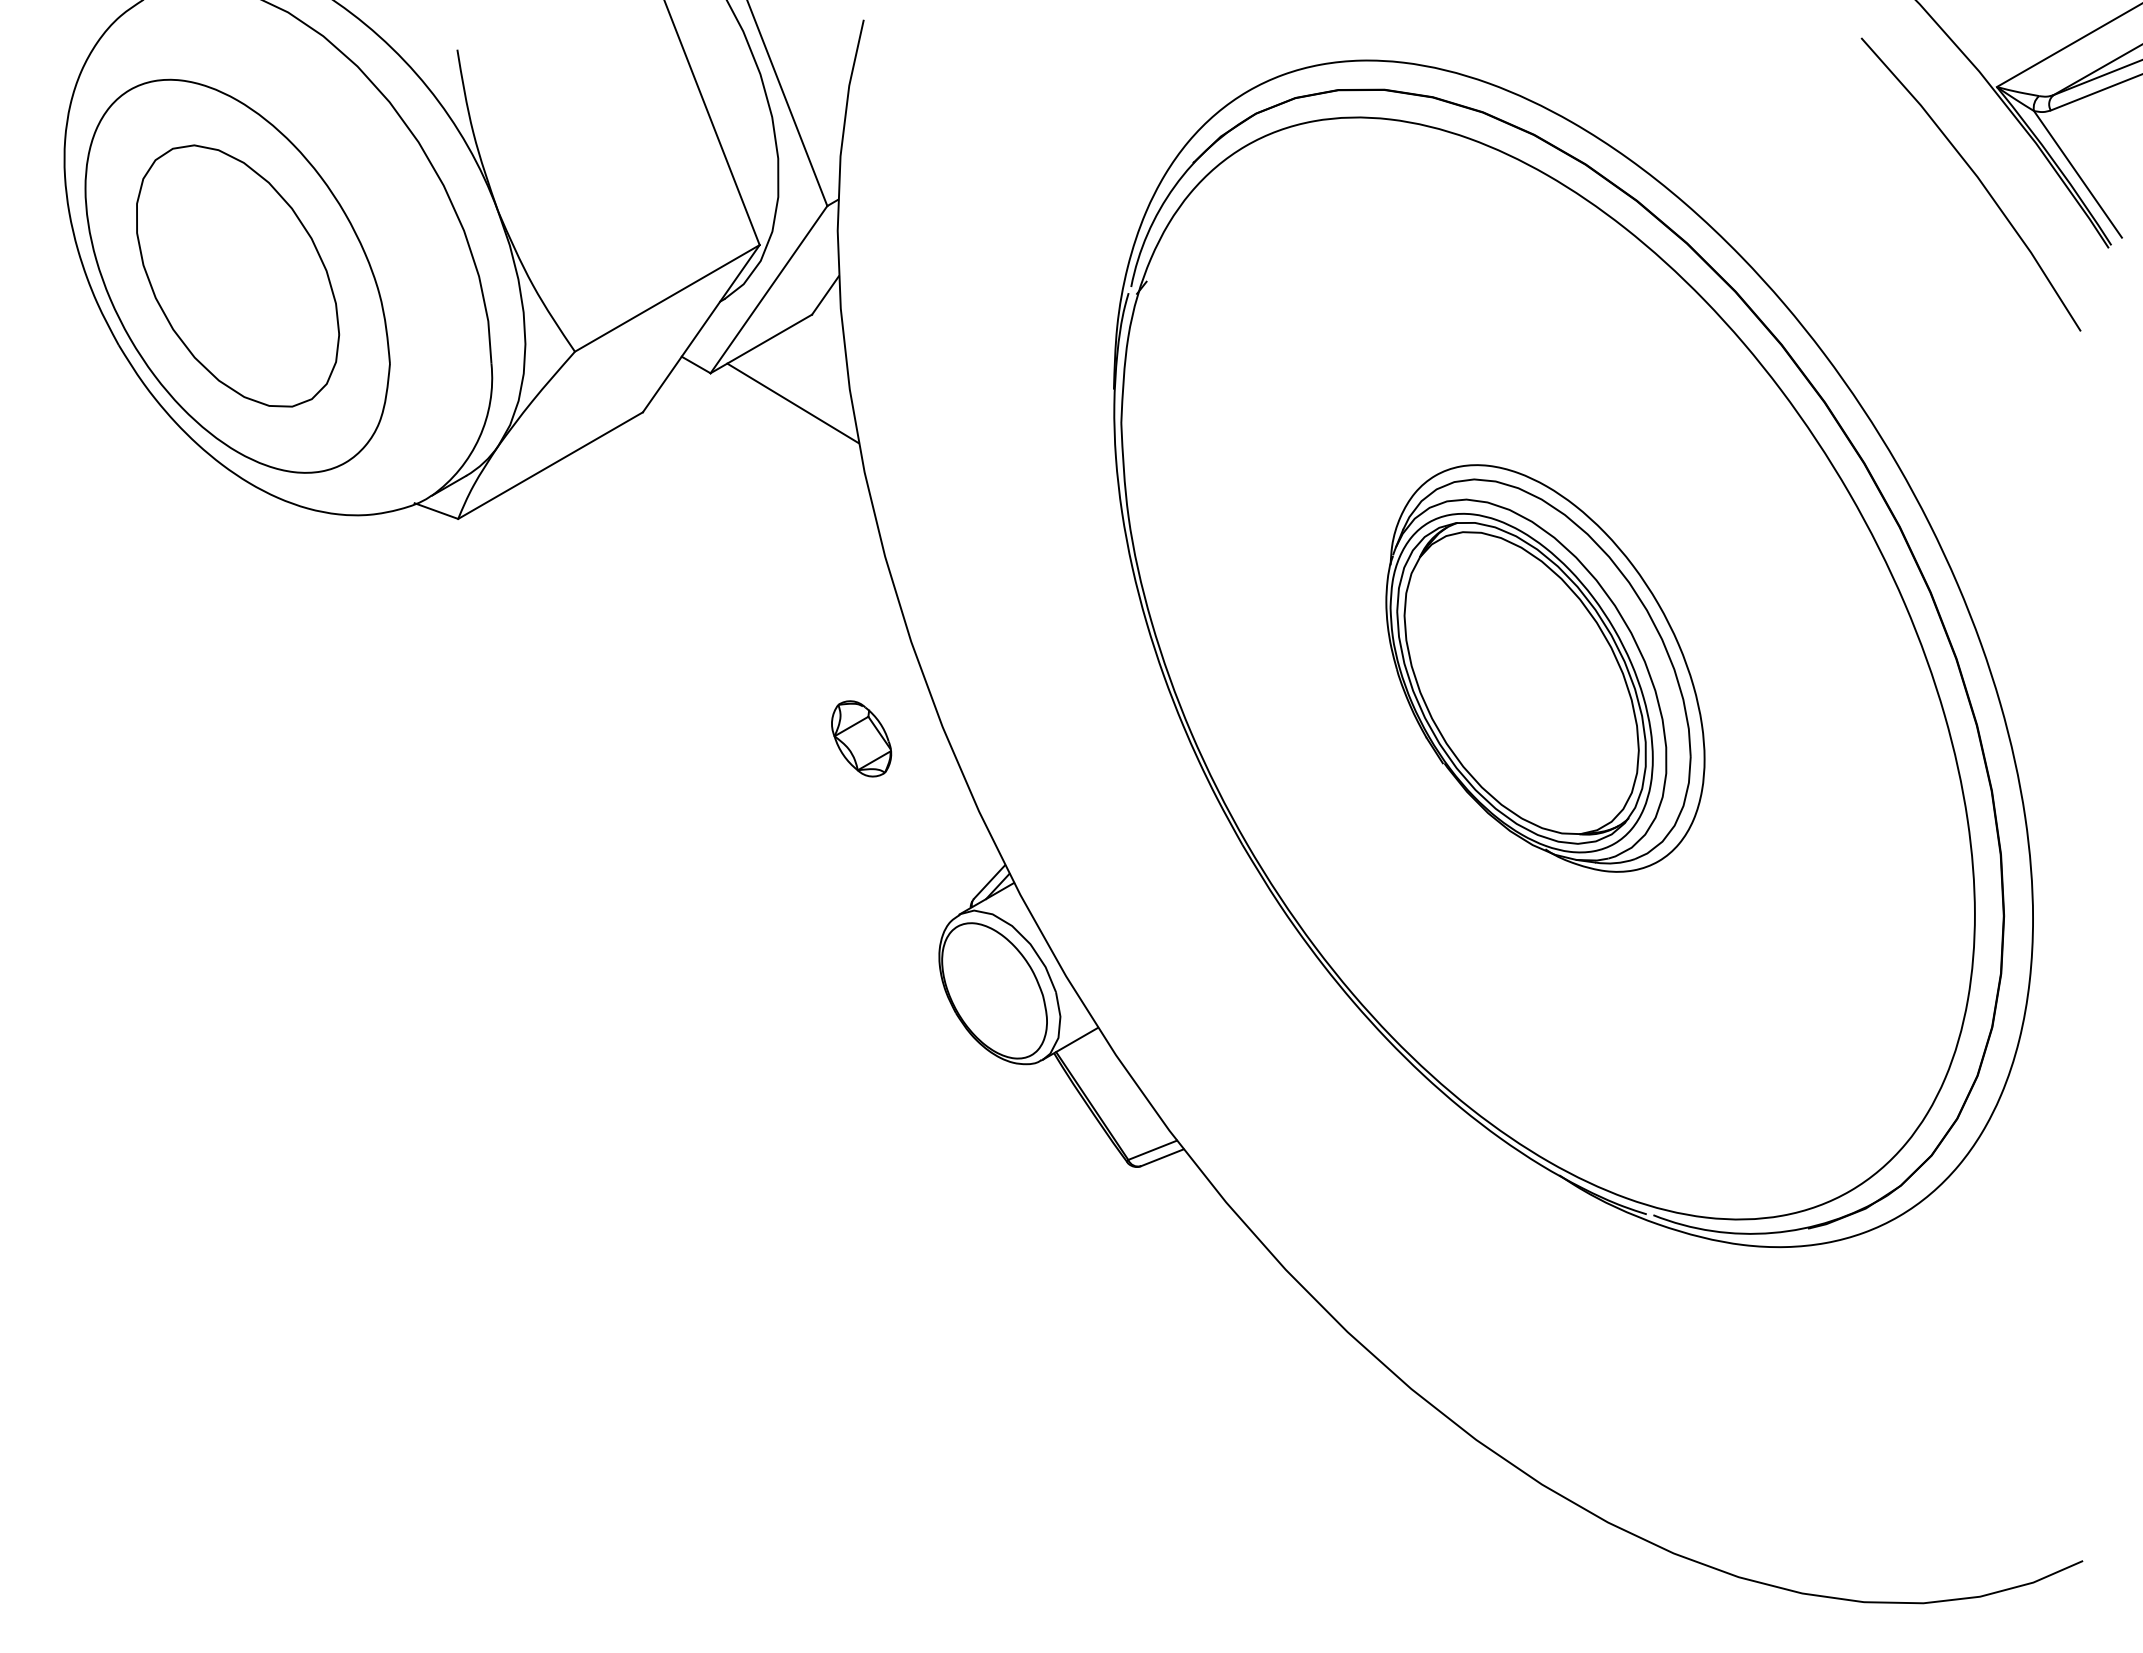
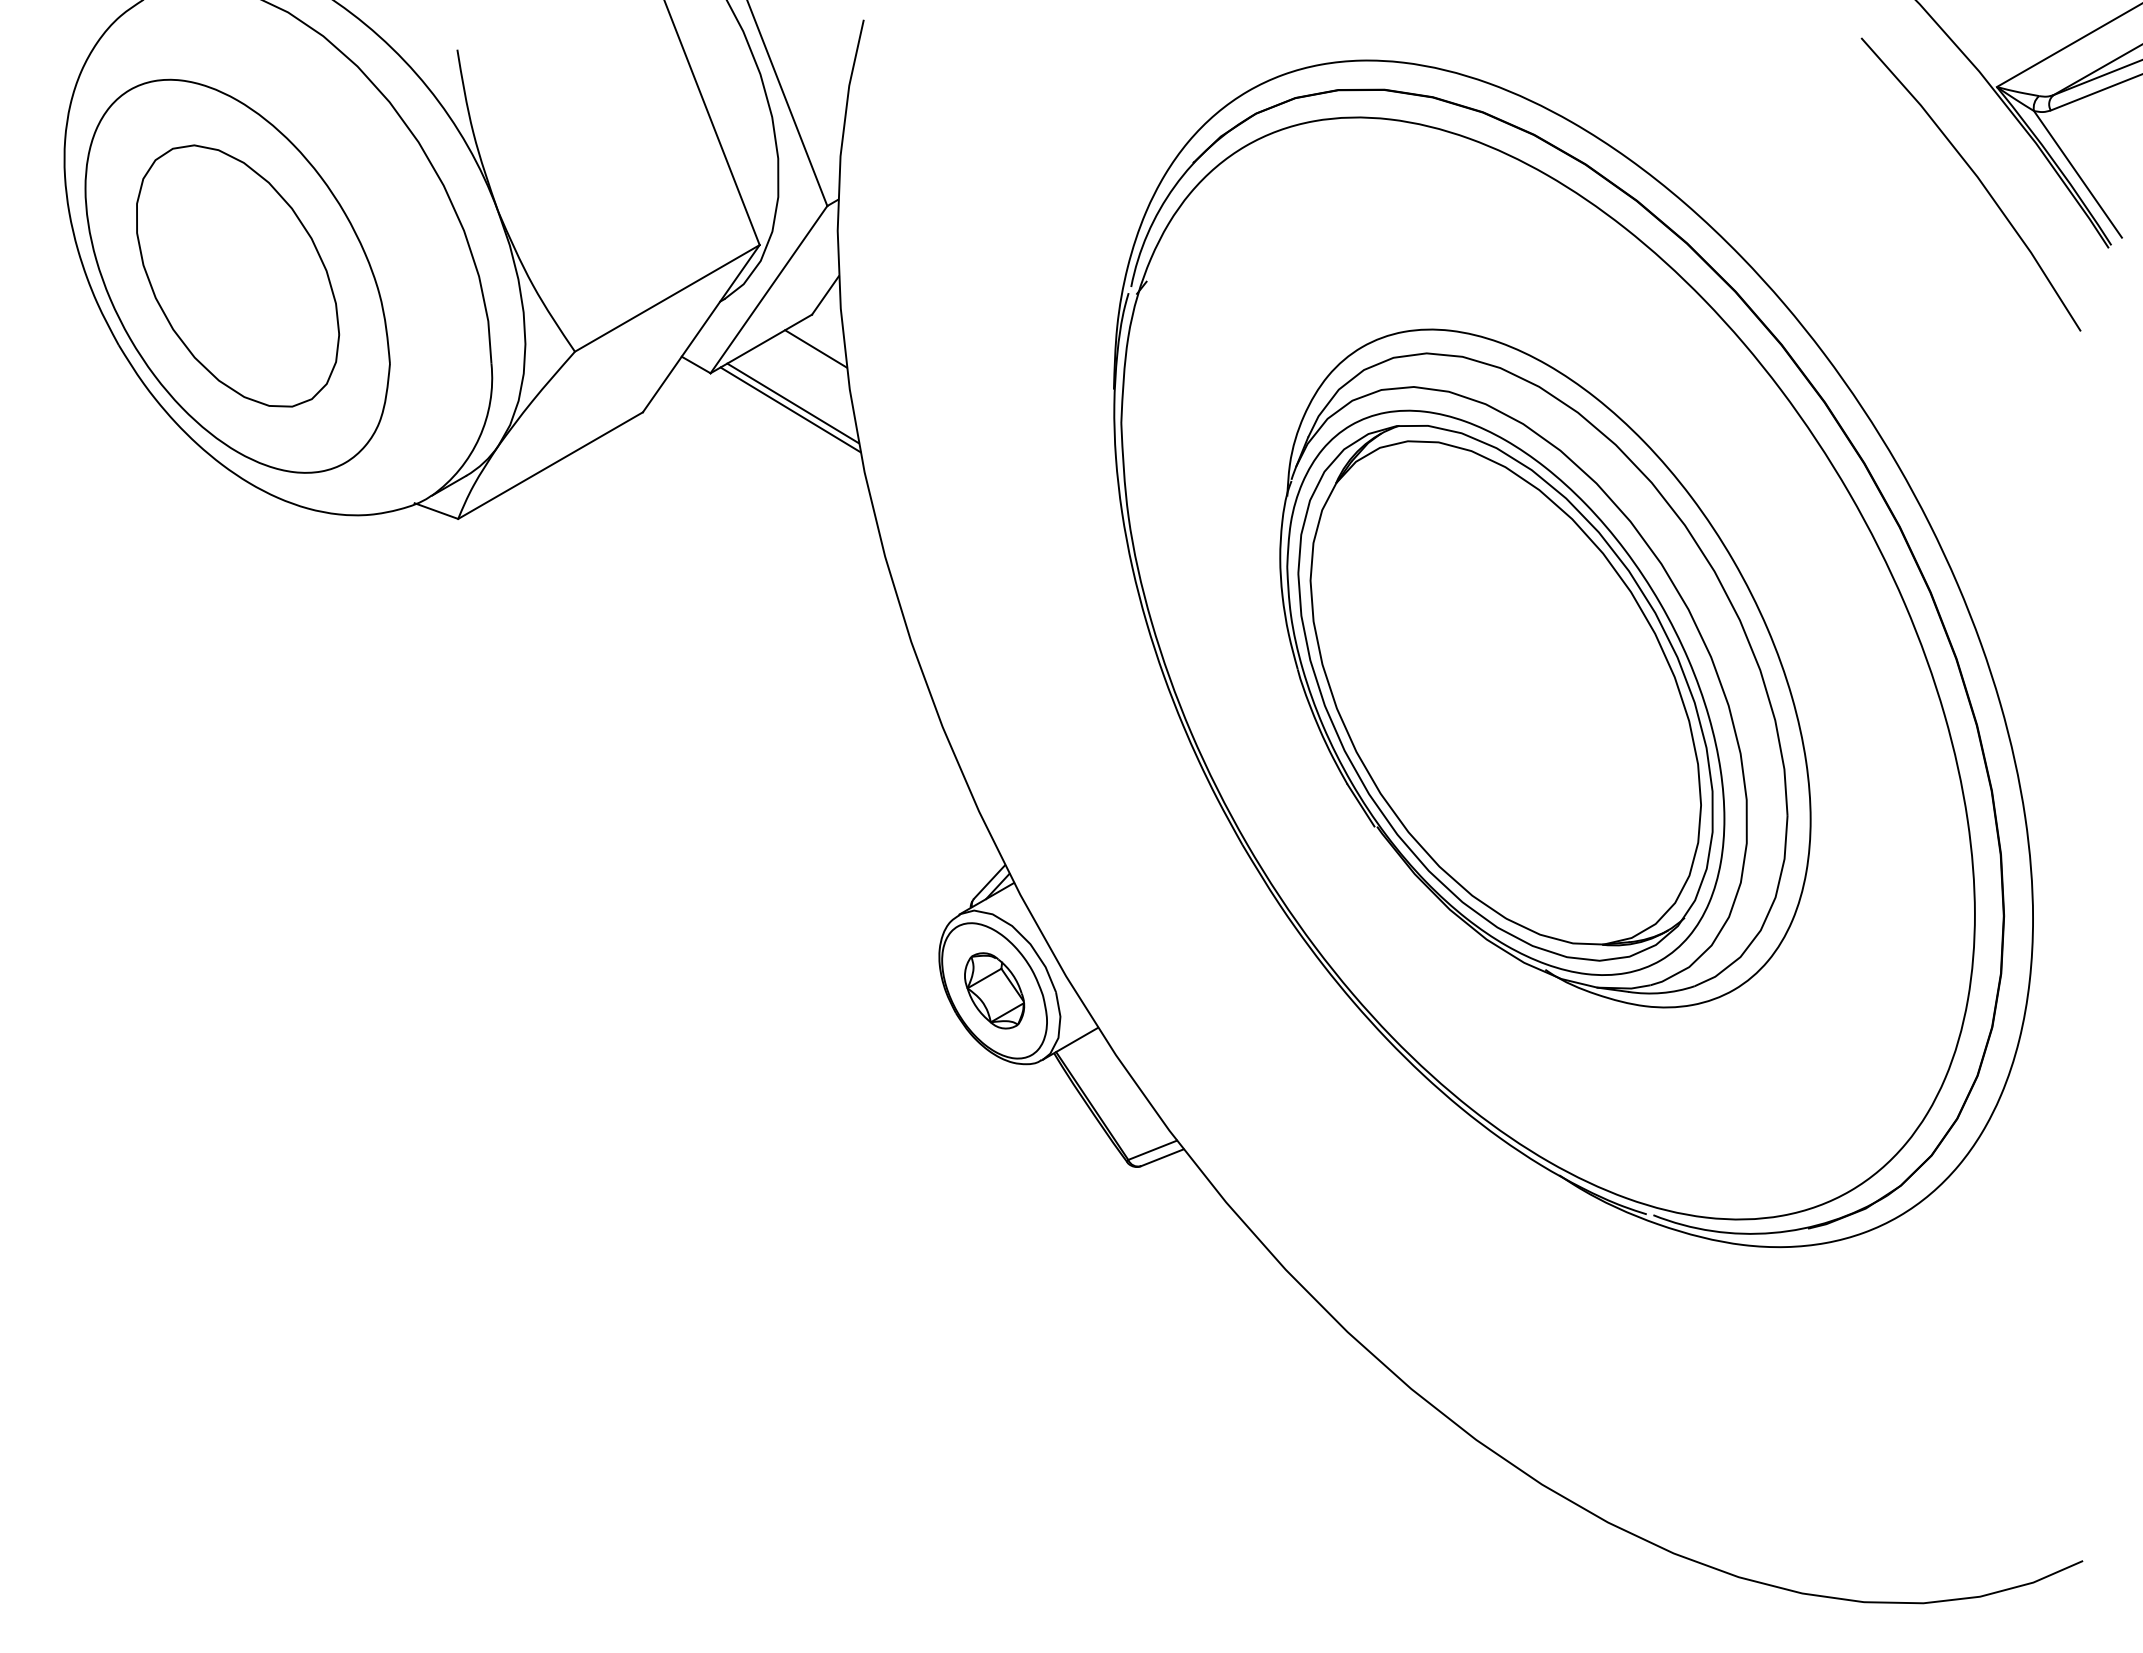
line: none -> present (815, 348)
line: none -> present (790, 409)
part size: 321x409 px -> 533x681 px (1545, 668)
part position: (861, 738) -> (994, 990) (994, 990)
